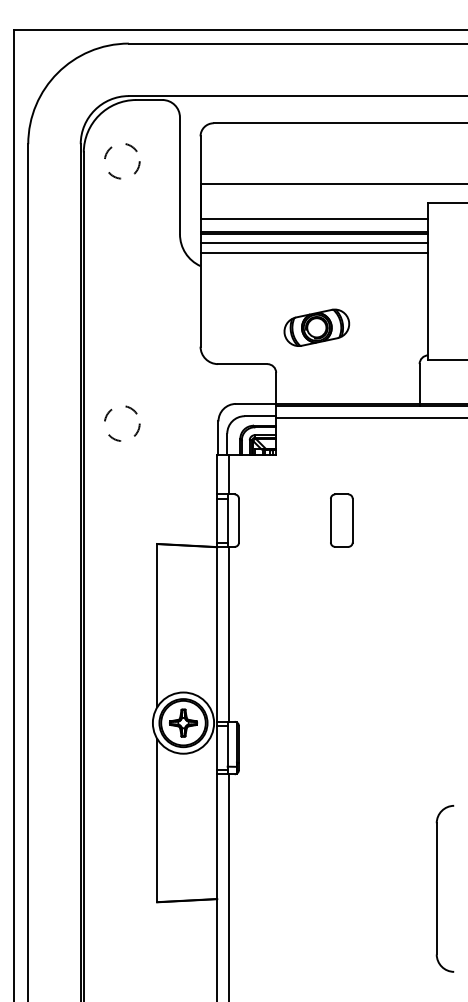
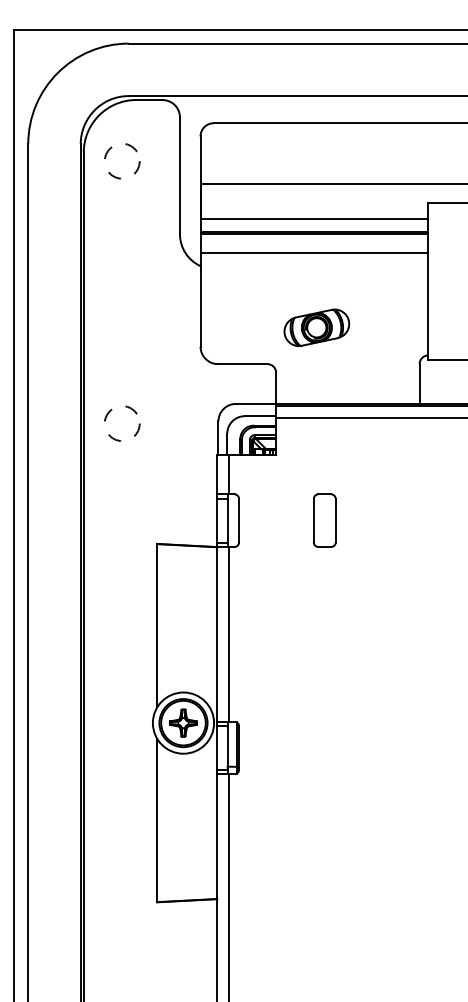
line: present -> none (314, 242)
part position: (341, 520) -> (324, 520) (324, 520)
part: present -> none (437, 888)
